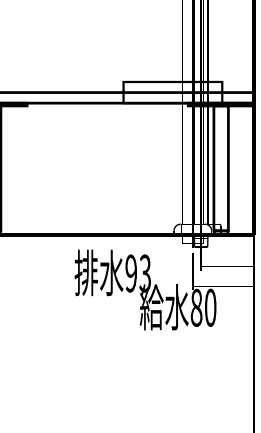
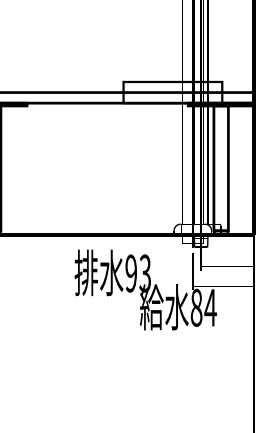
text: 80 -> 84 (210, 307)
